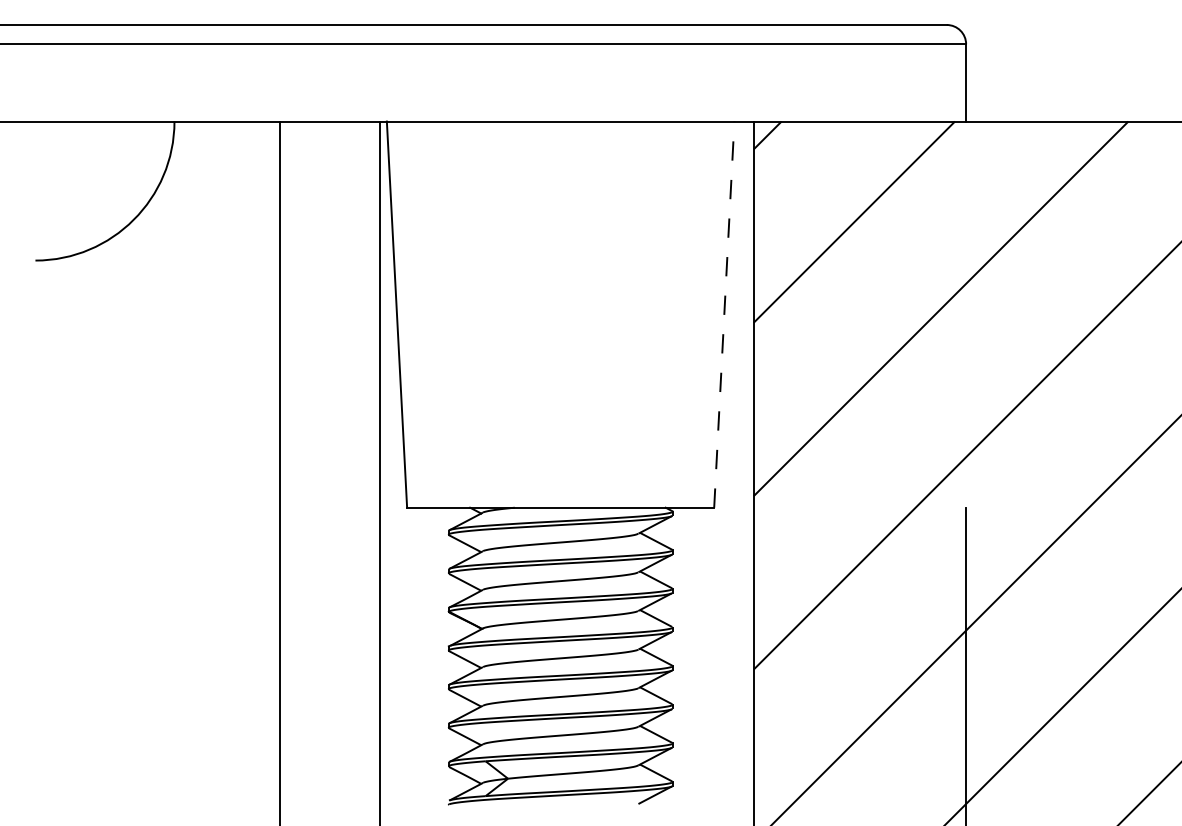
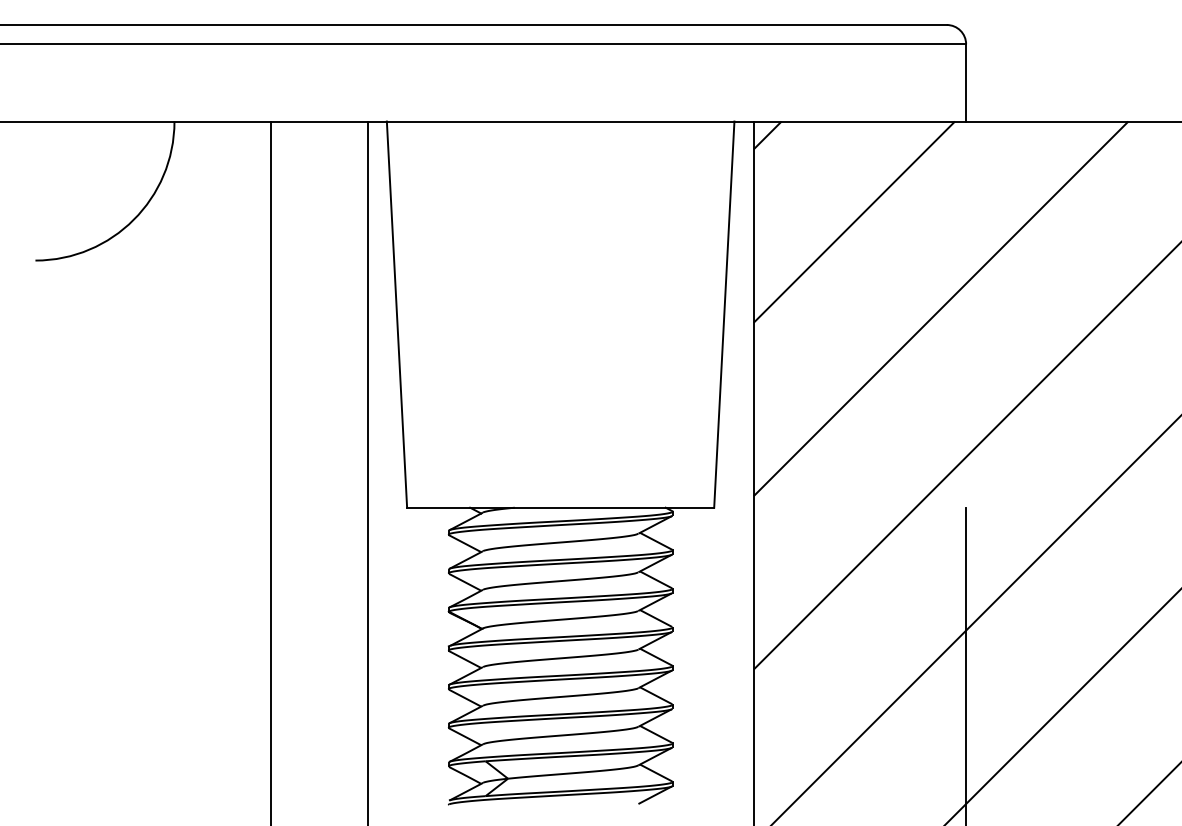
line: dashed -> solid (724, 314)
line position: (280, 471) -> (271, 471) (271, 471)
line position: (379, 471) -> (367, 471) (367, 471)
